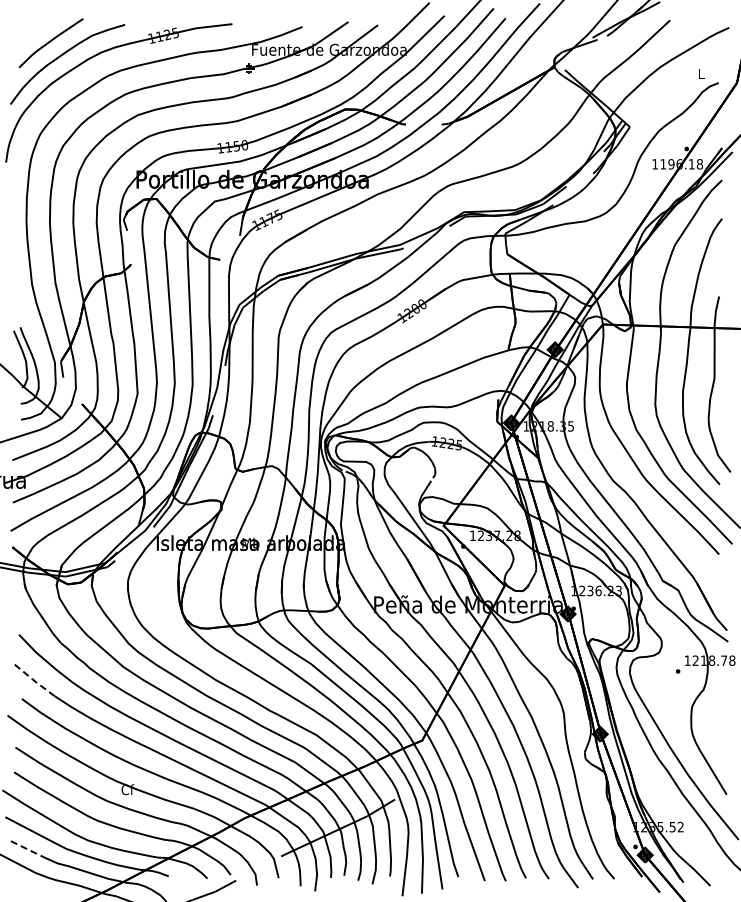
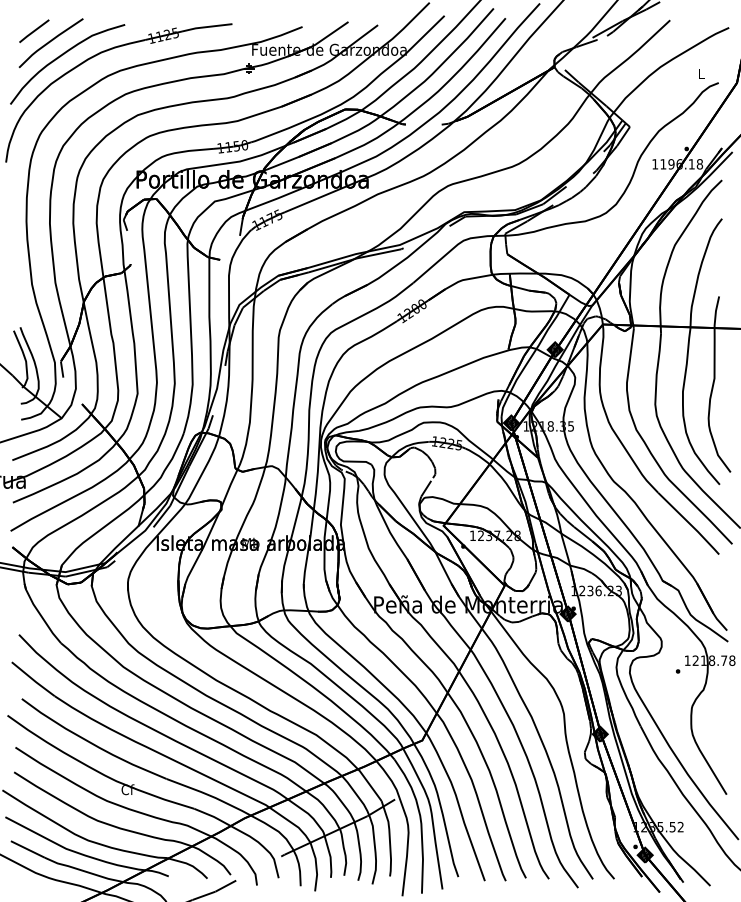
line: none -> present (34, 30)
line: dashed -> solid (33, 679)
line: dashed -> solid (27, 849)
